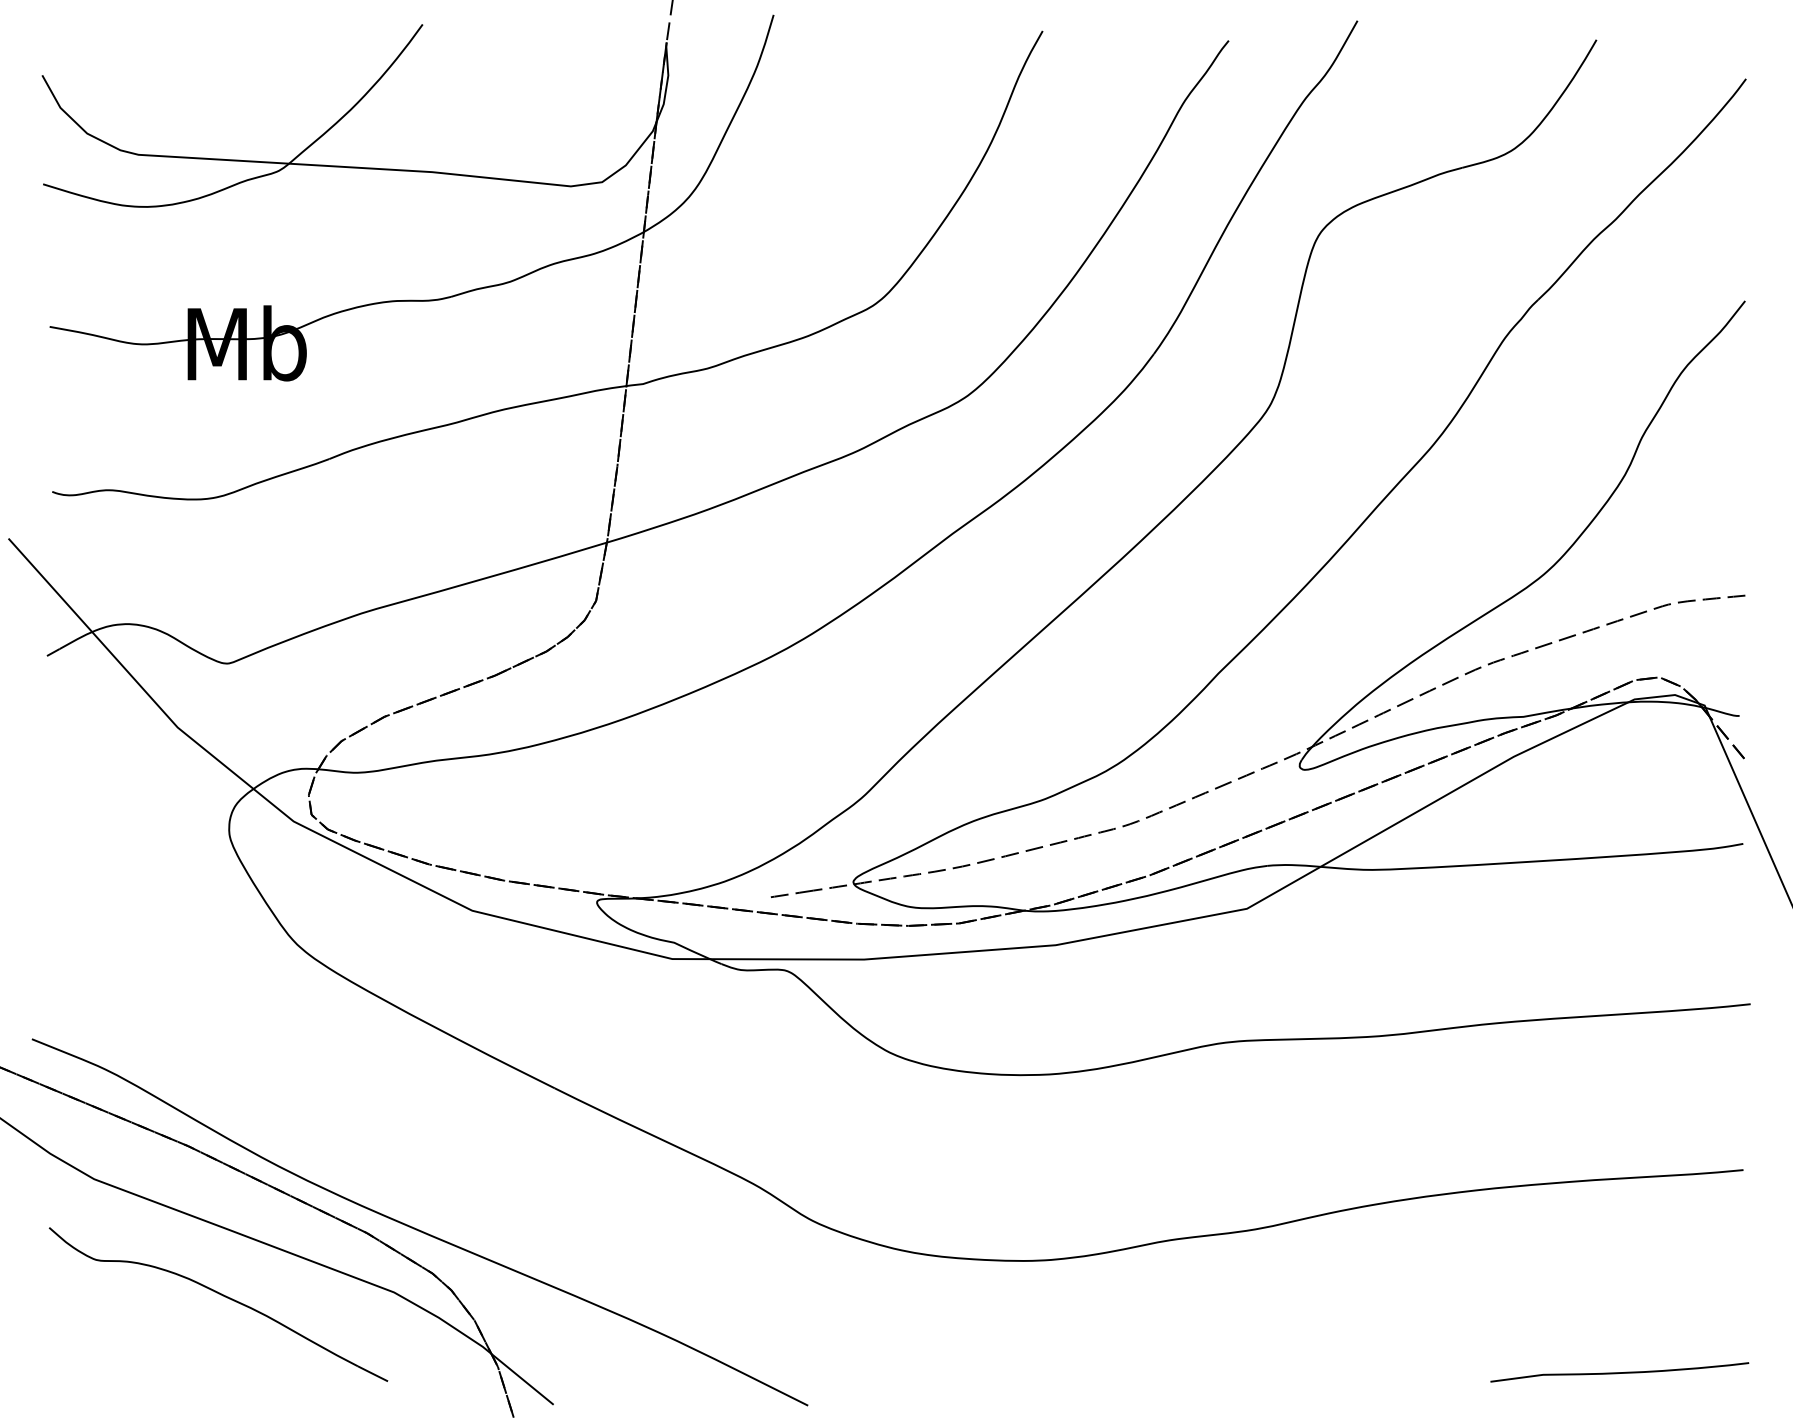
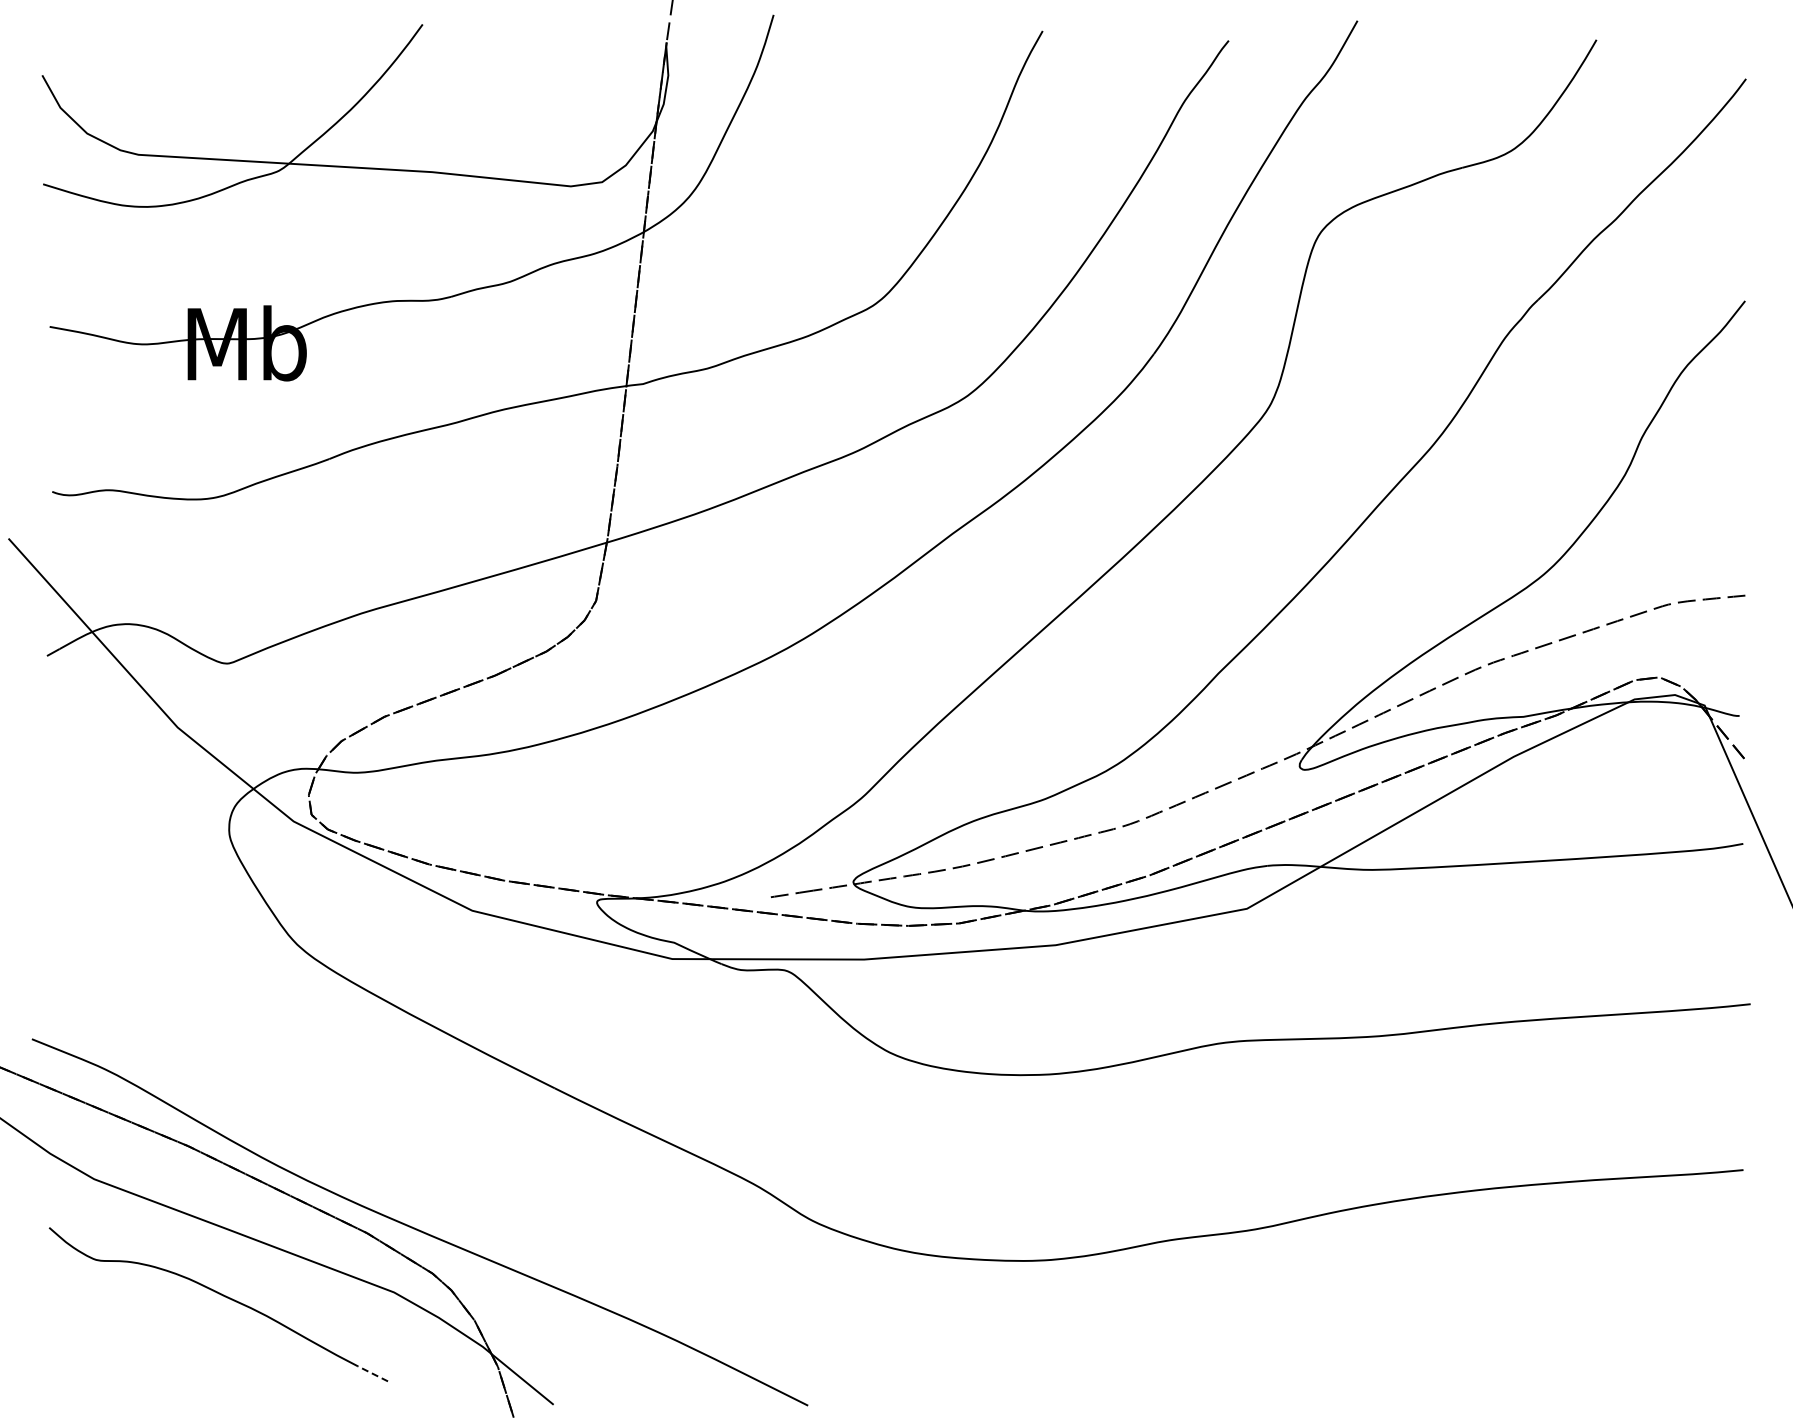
curve: present -> none (1619, 1372)
line: solid -> dashed (372, 1373)
